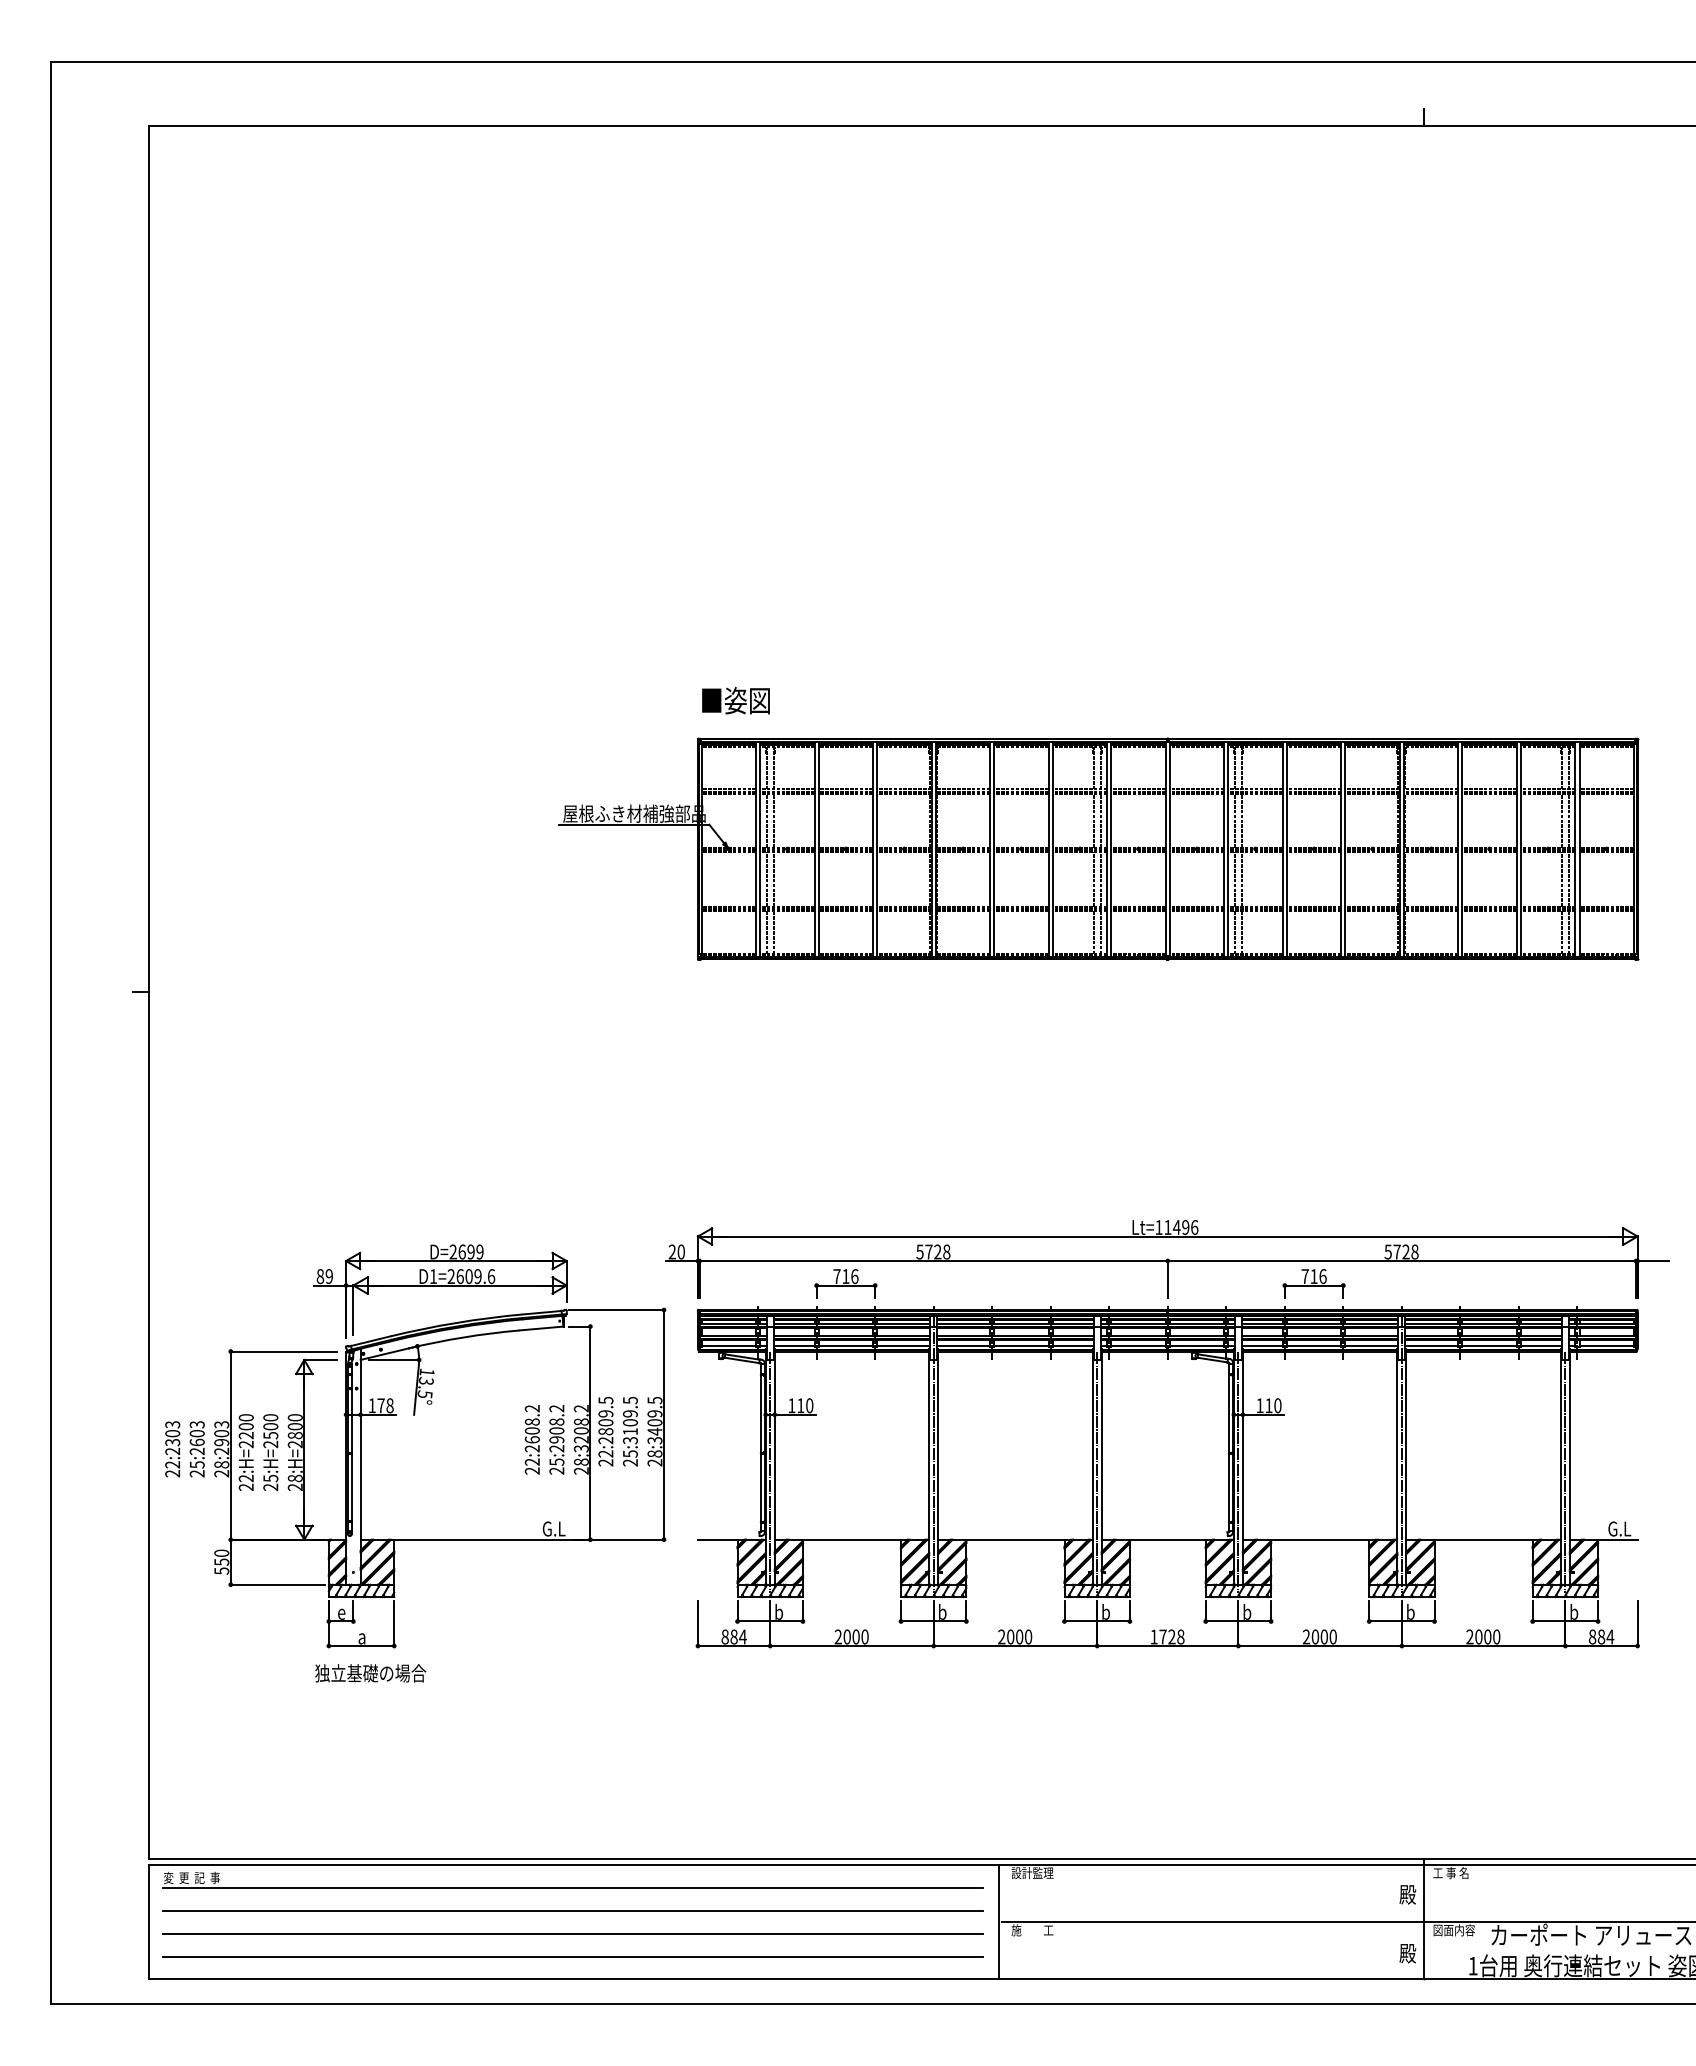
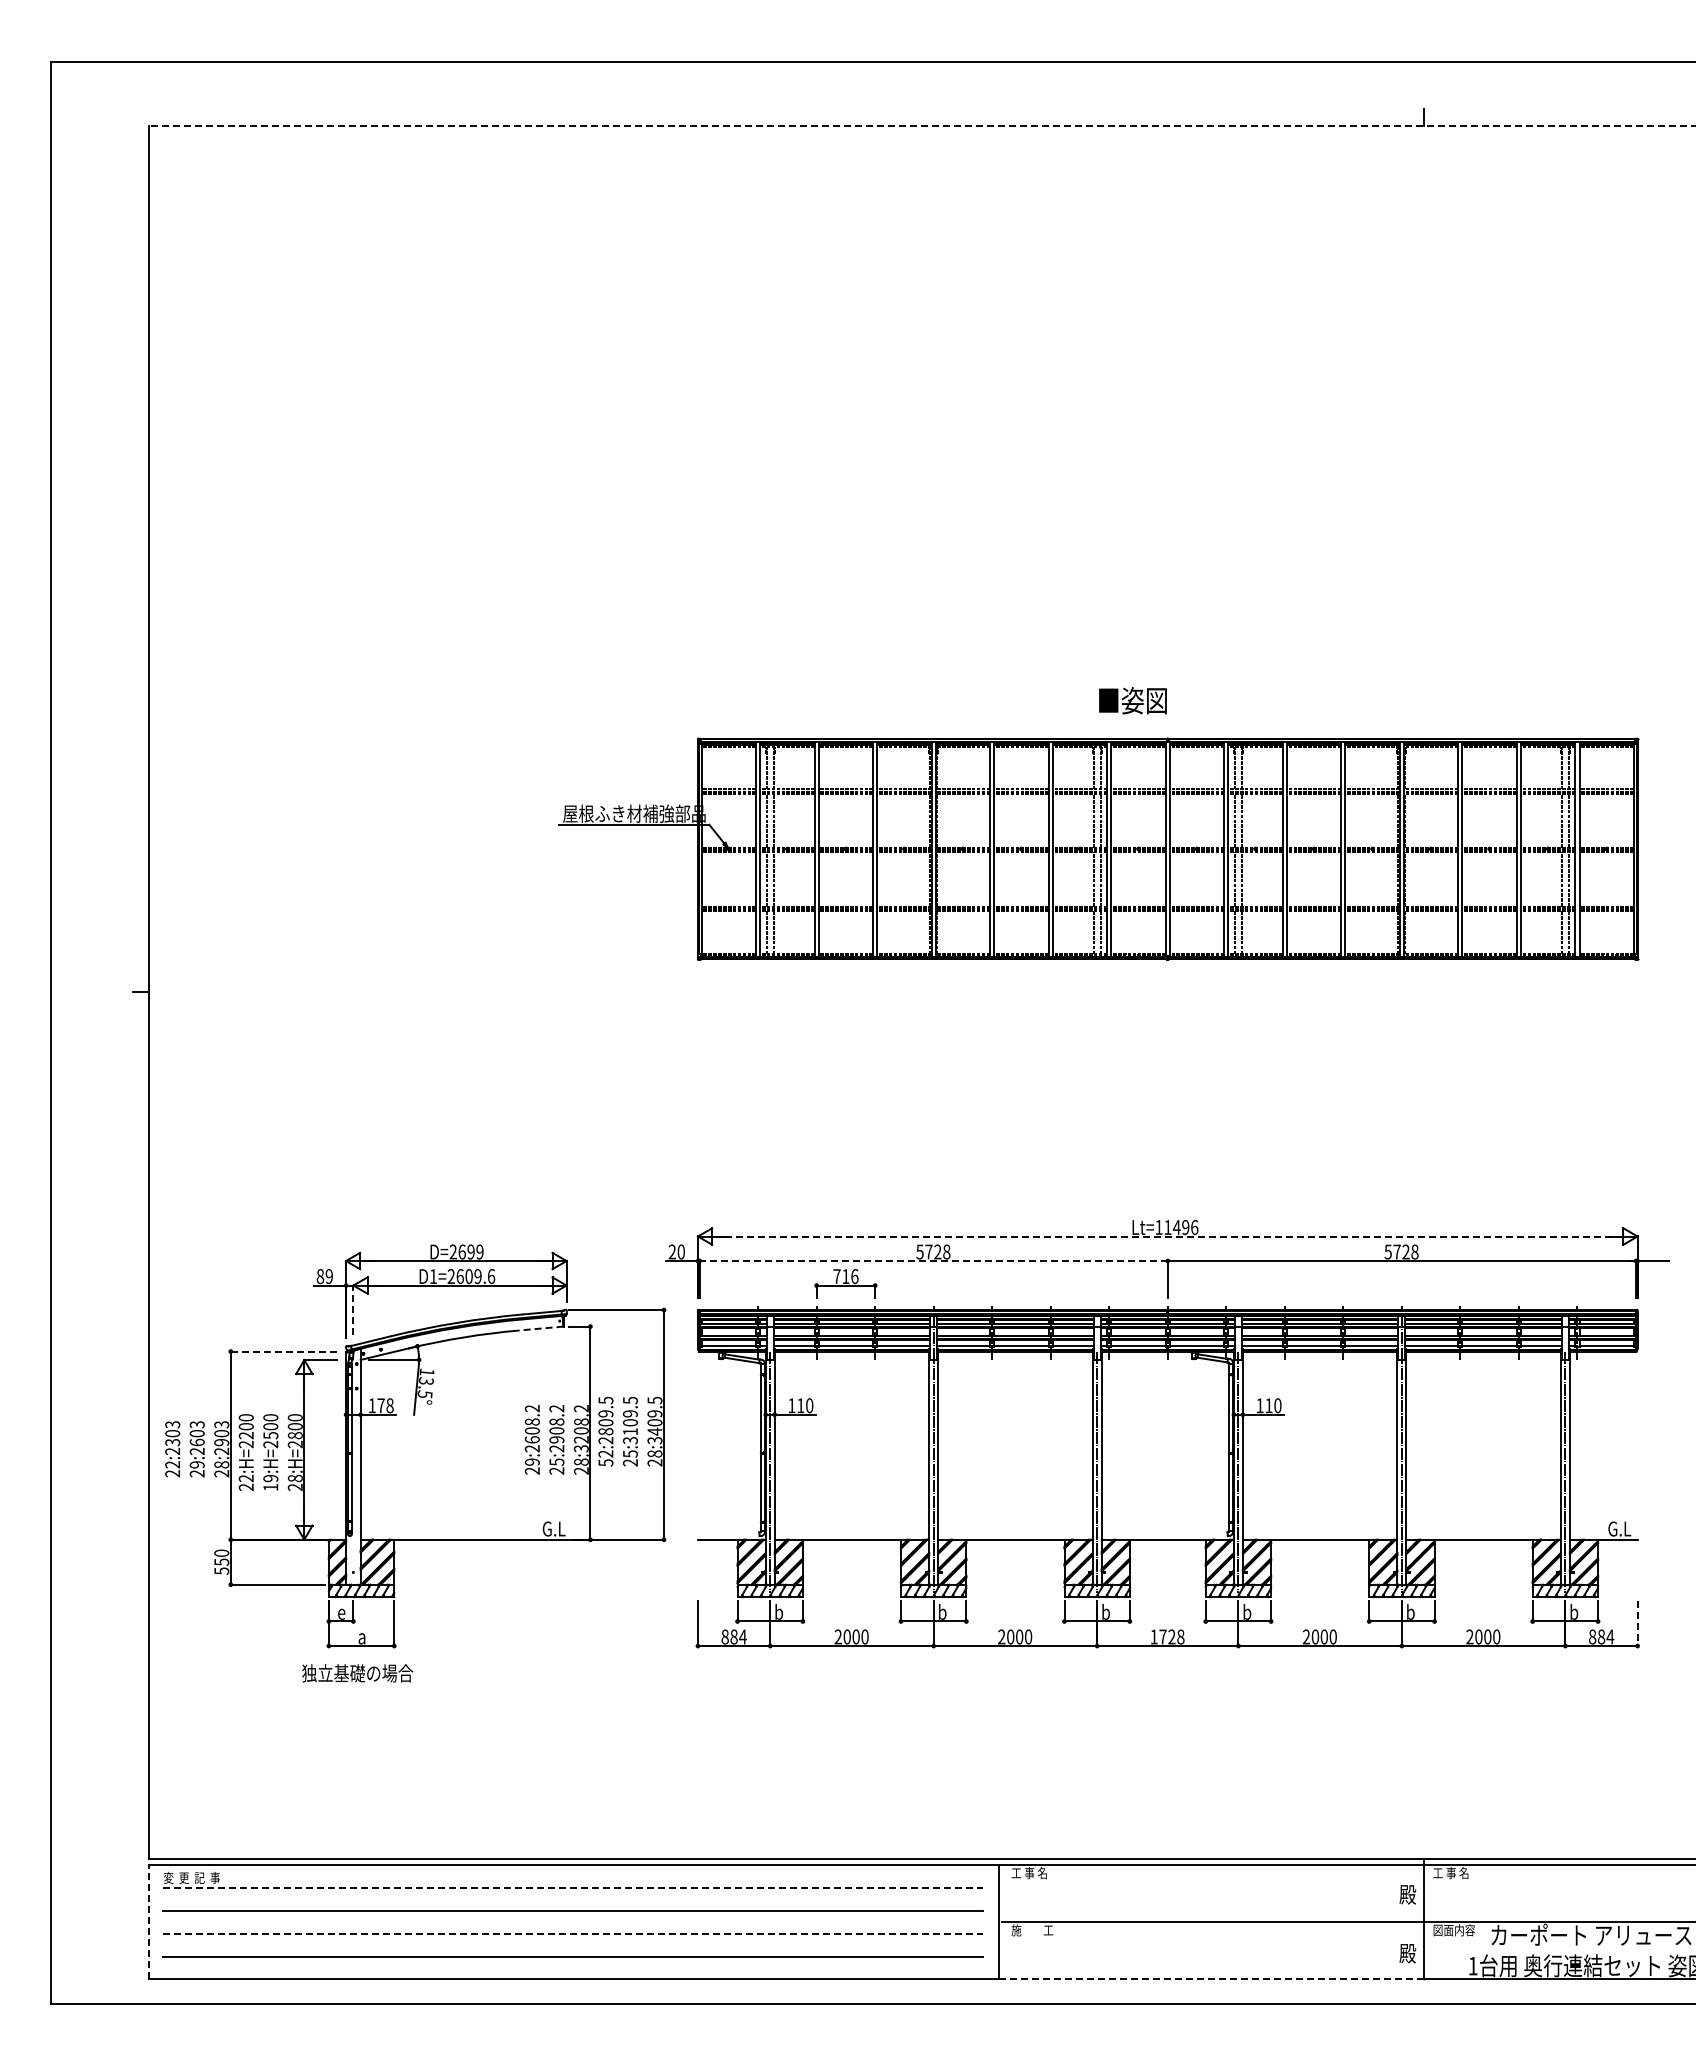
line: solid -> dashed (921, 125)
text position: (735, 700) -> (1132, 700) (1132, 700)
line: solid -> dashed (1168, 1236)
line: solid -> dashed (933, 1261)
part: present -> none (1313, 1283)
line: solid -> dashed (353, 1310)
line: solid -> dashed (541, 1328)
line: solid -> dashed (283, 1351)
text: 22:2608.2 -> 29:2608.2 (532, 1461)
text: 22:2809.5 -> 52:2809.5 (605, 1462)
text: 25:2603 -> 29:2603 (196, 1464)
text: 25:H=2500 -> 19:H=2500 (270, 1482)
line: solid -> dashed (1637, 1623)
text position: (370, 1673) -> (357, 1673) (357, 1673)
text: 設計監理 -> 工 事 名 (1032, 1873)
line: solid -> dashed (572, 1887)
line: solid -> dashed (149, 1921)
line: solid -> dashed (572, 1933)
line: solid -> dashed (1211, 1979)
